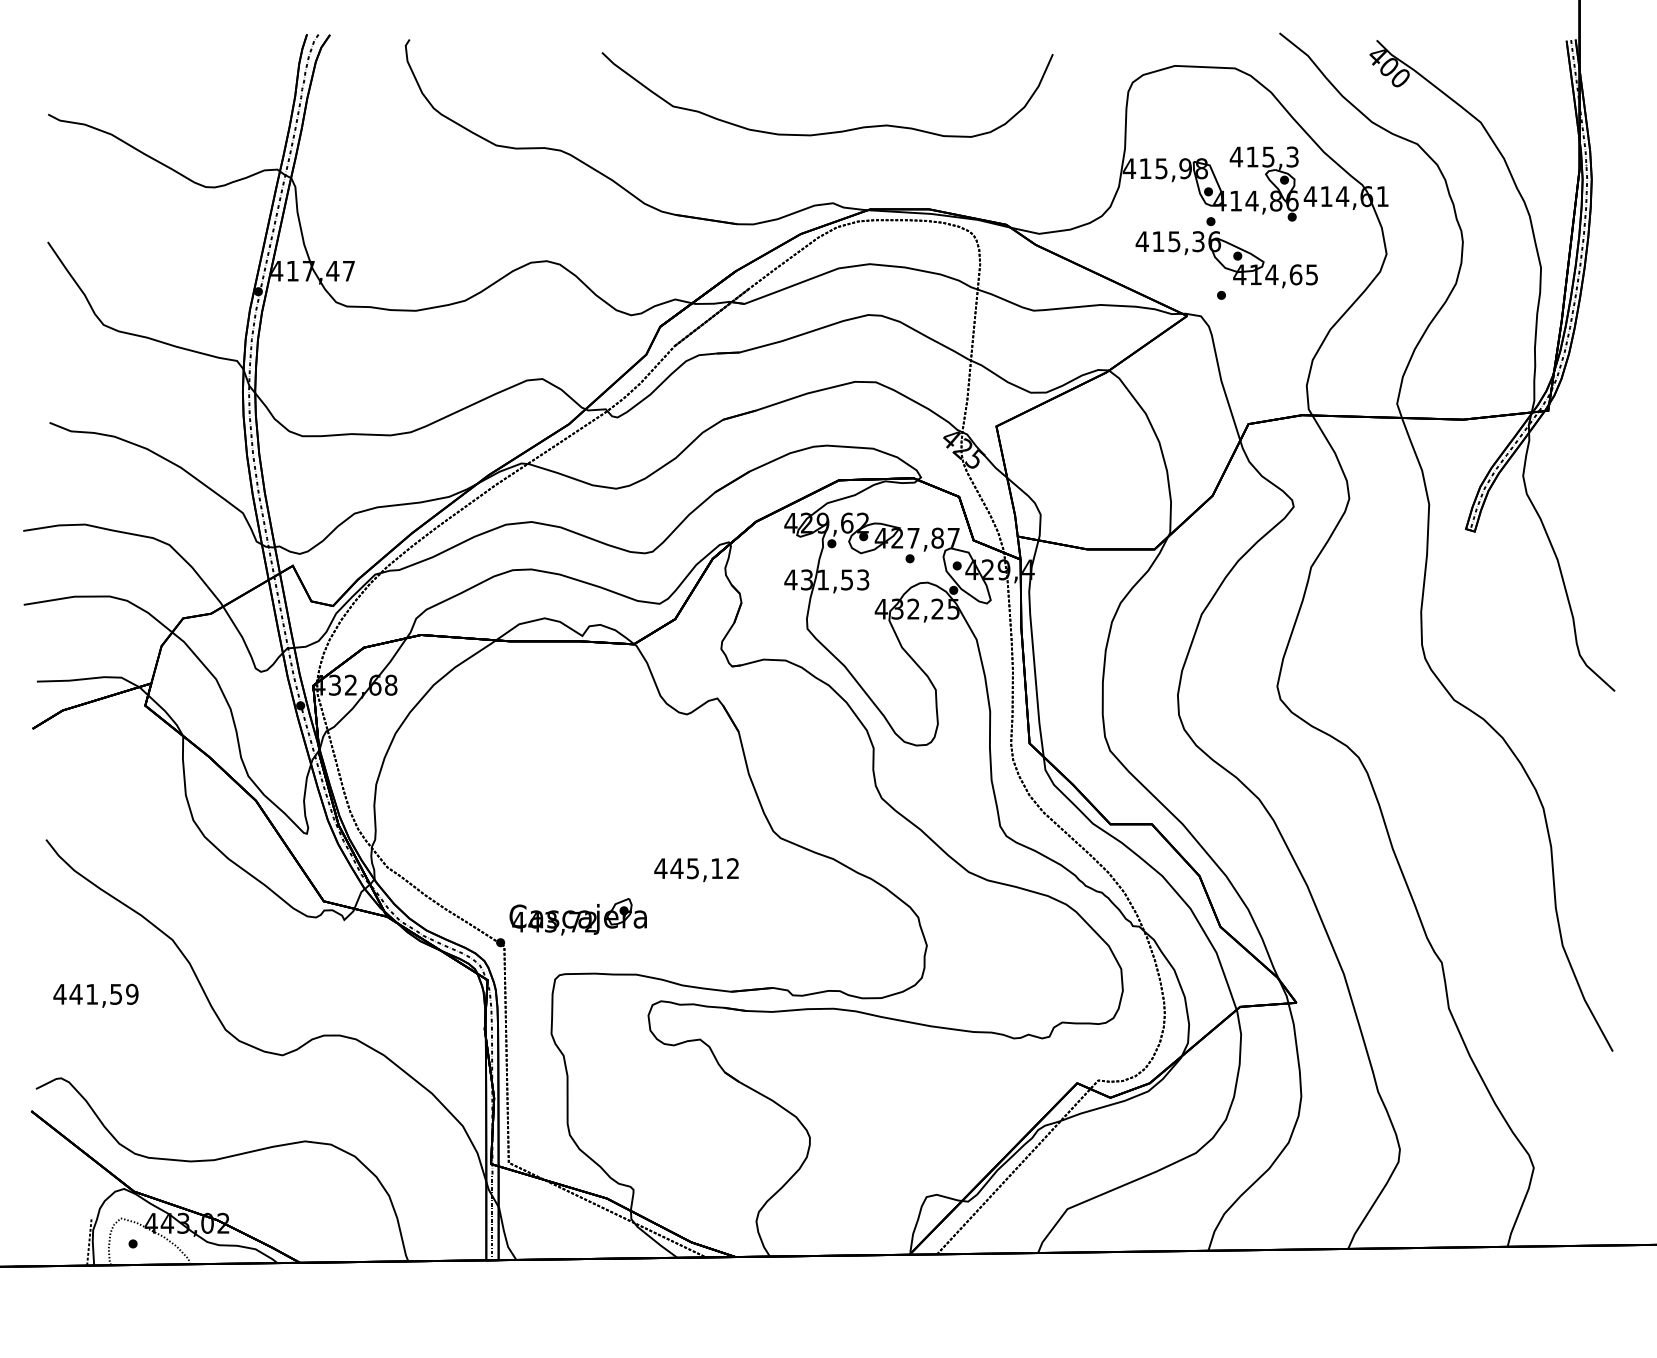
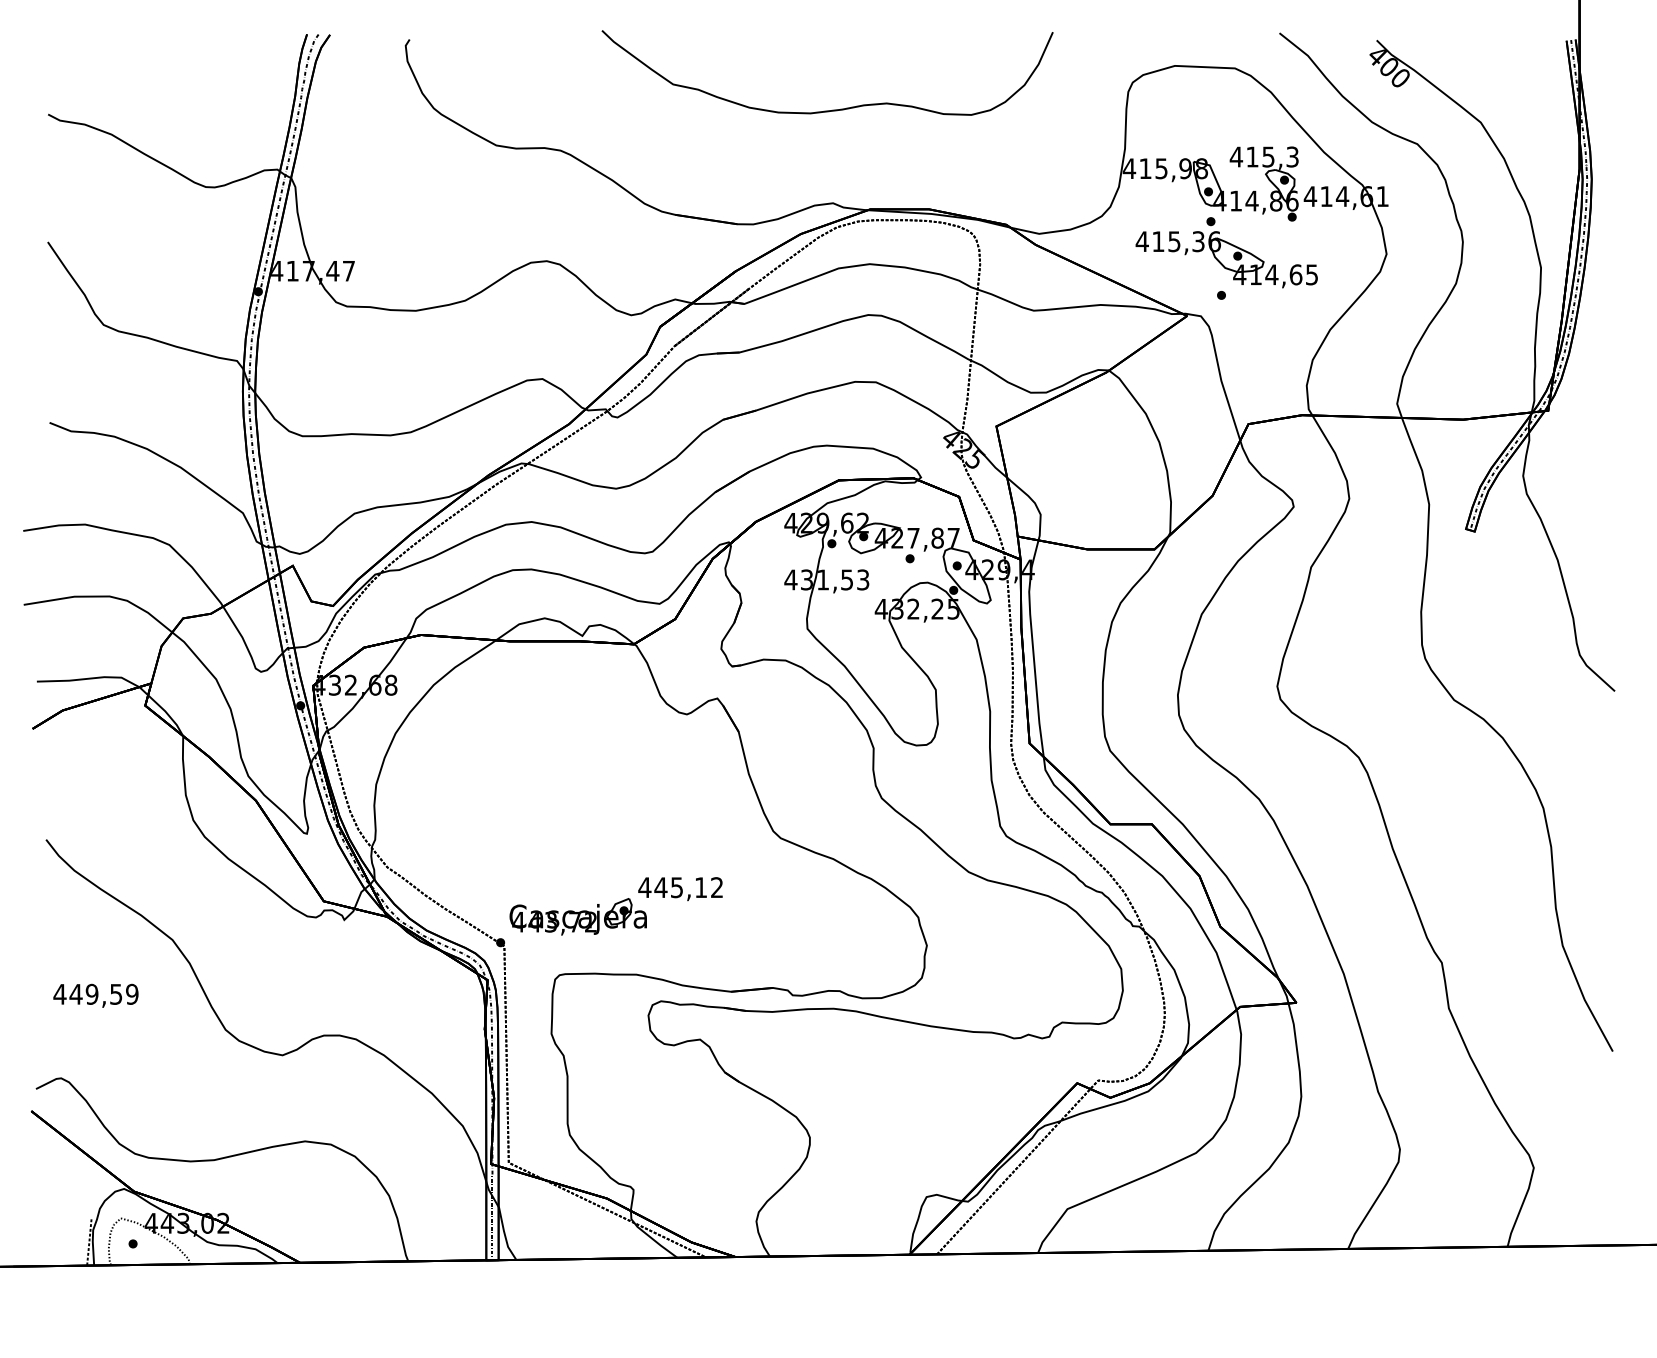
curve position: (832, 131) -> (832, 109) (832, 109)
text position: (696, 870) -> (680, 889) (680, 889)
text: 441,59 -> 449,59 (91, 993)
